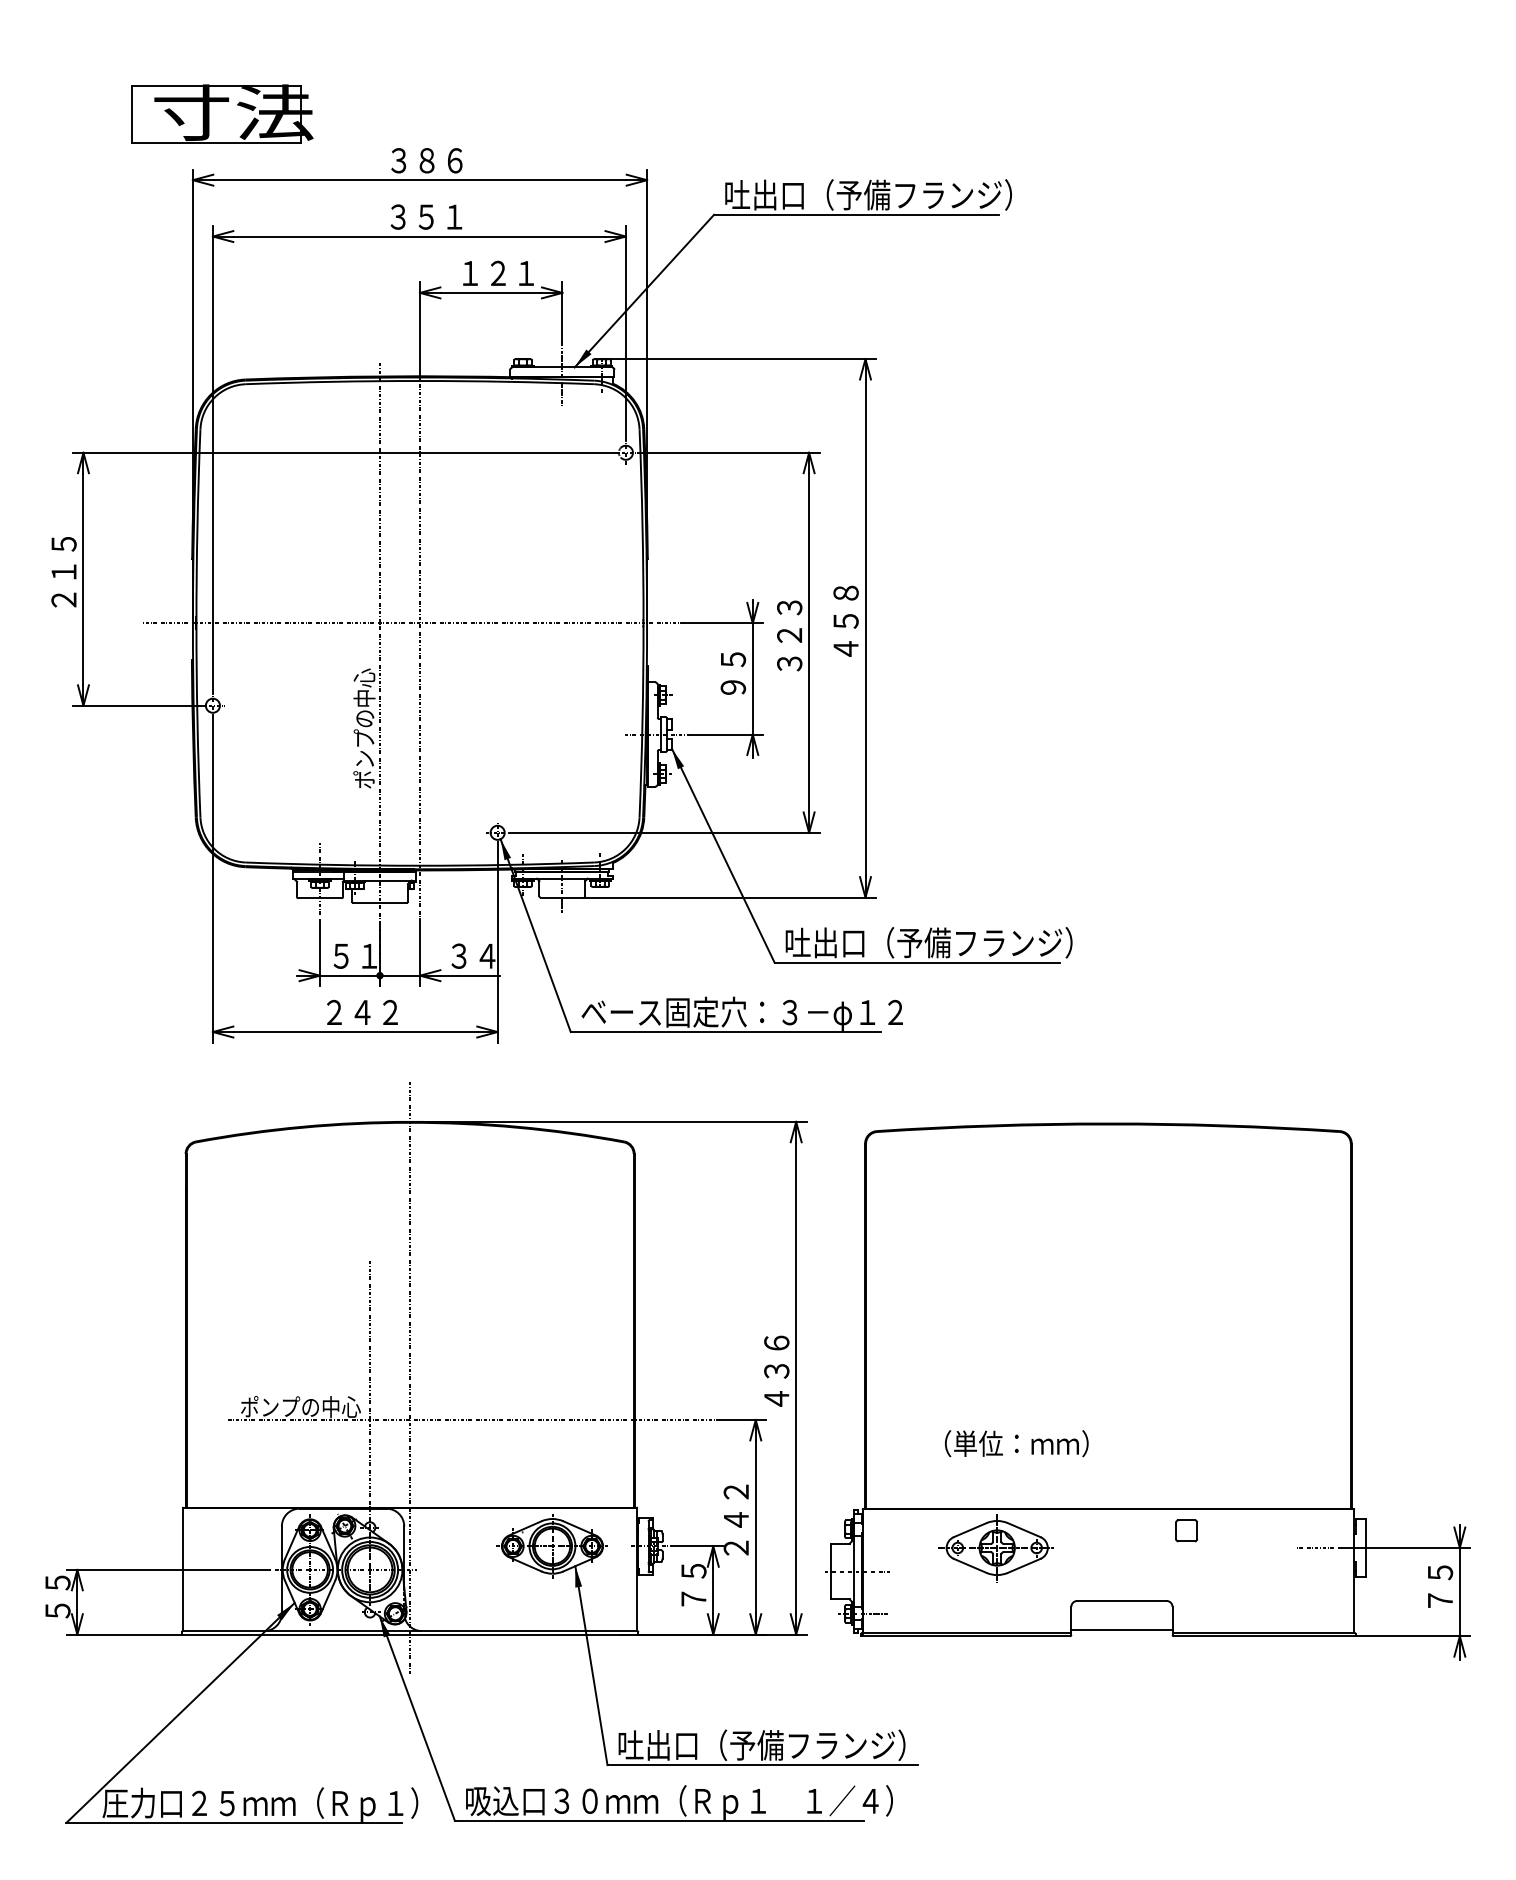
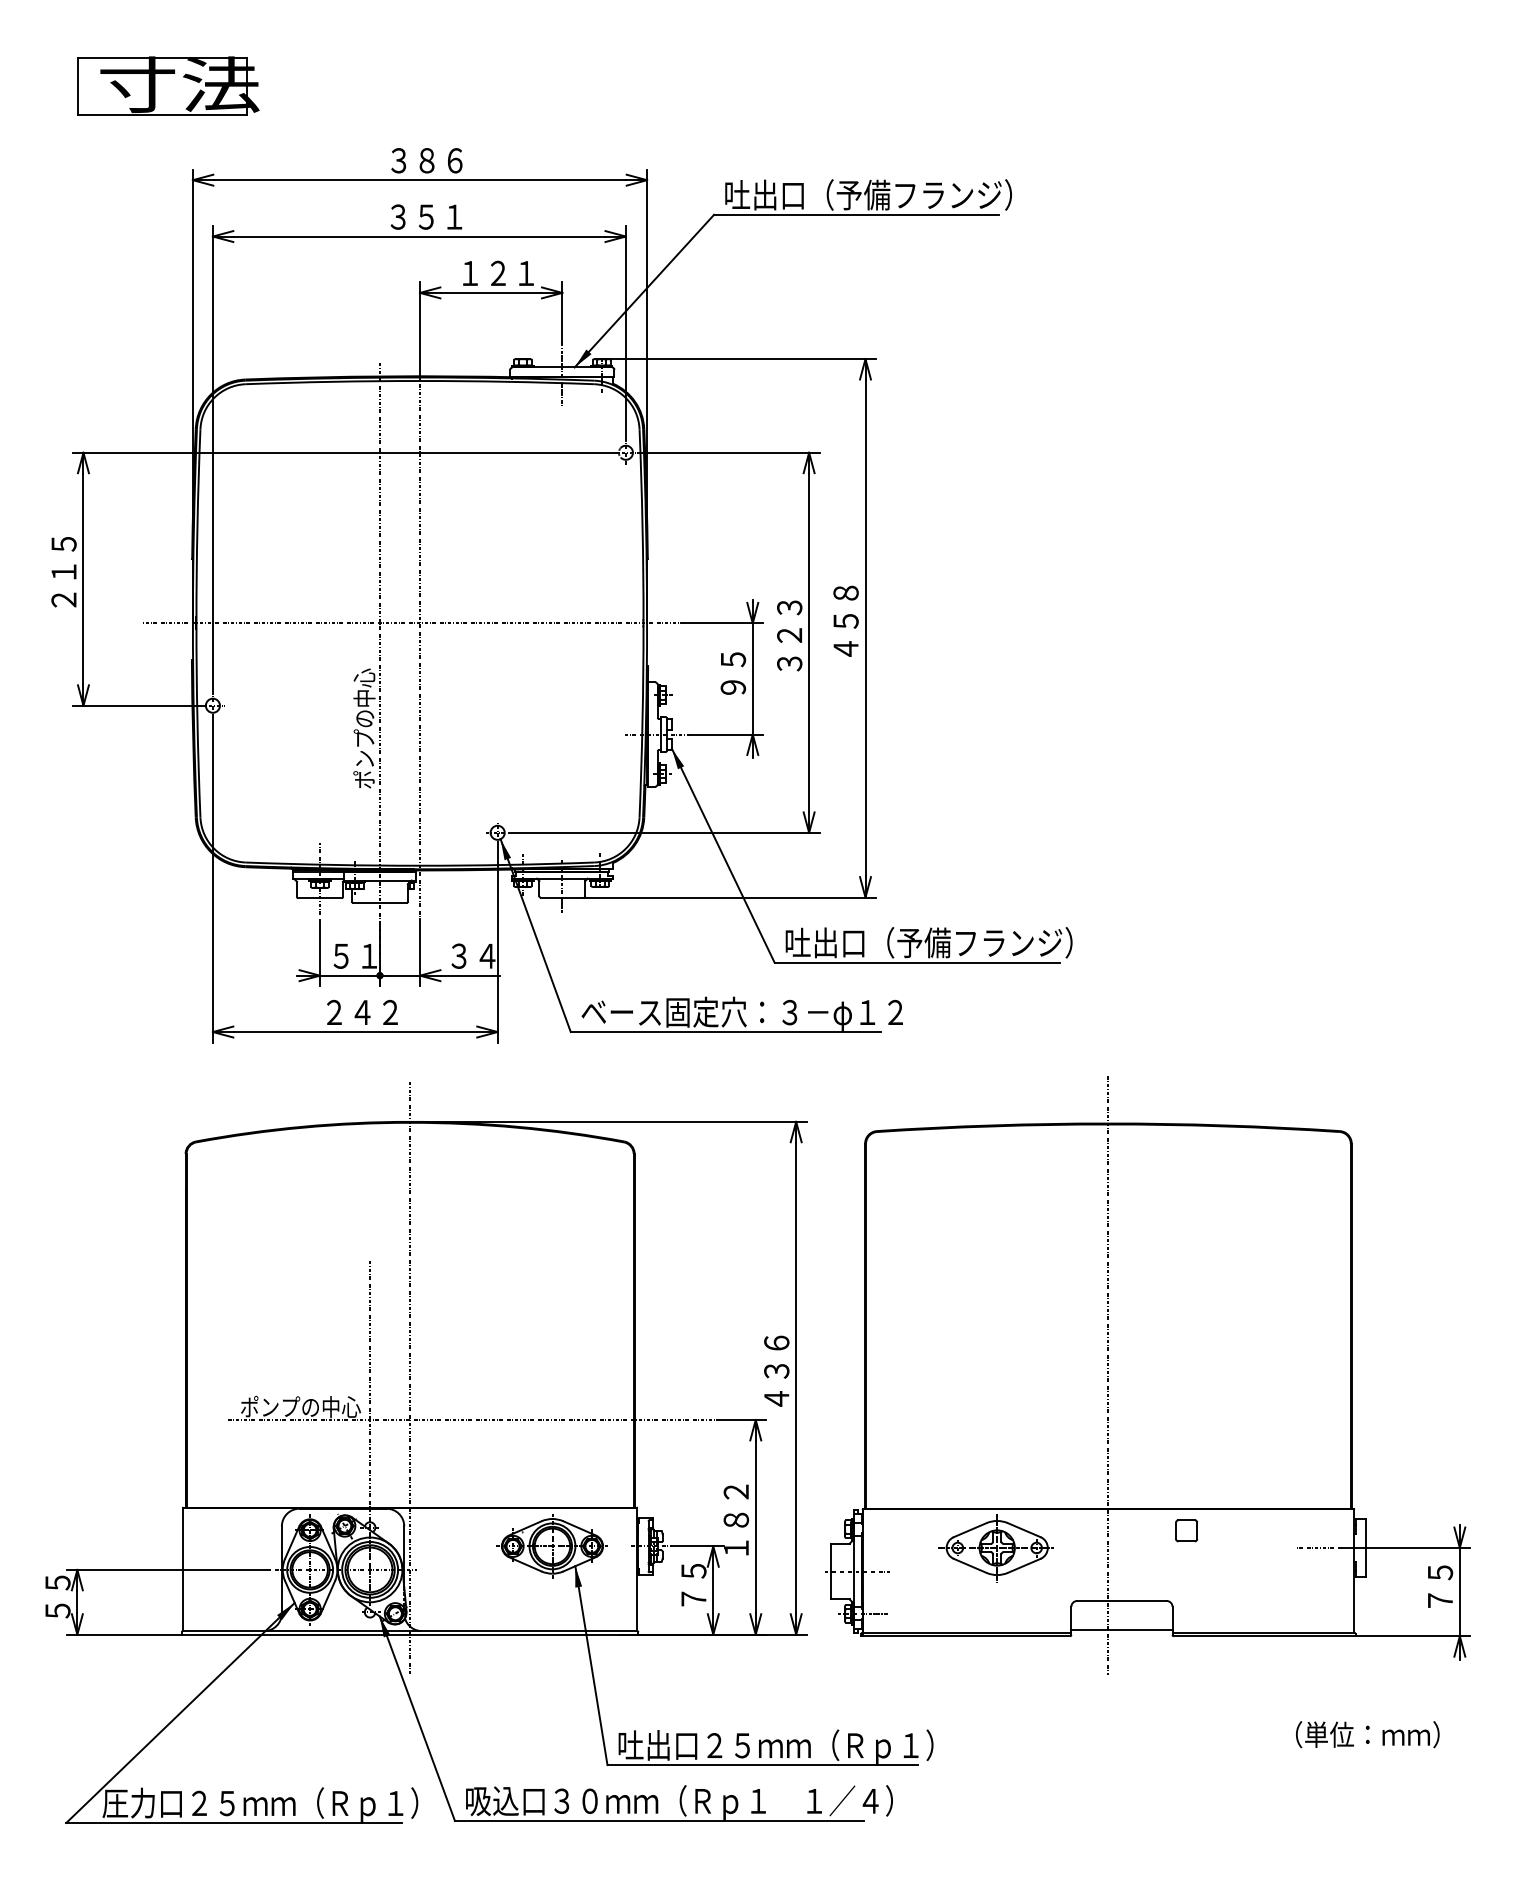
part position: (222, 113) -> (168, 85) (168, 85)
line: none -> present (1108, 1375)
text position: (1016, 1443) -> (1367, 1734) (1367, 1734)
text: ２４２ -> １８２ (736, 1533)
text: 吐出口（予備フランジ） -> 吐出口２５ｍｍ（Ｒｐ１） (820, 1746)
